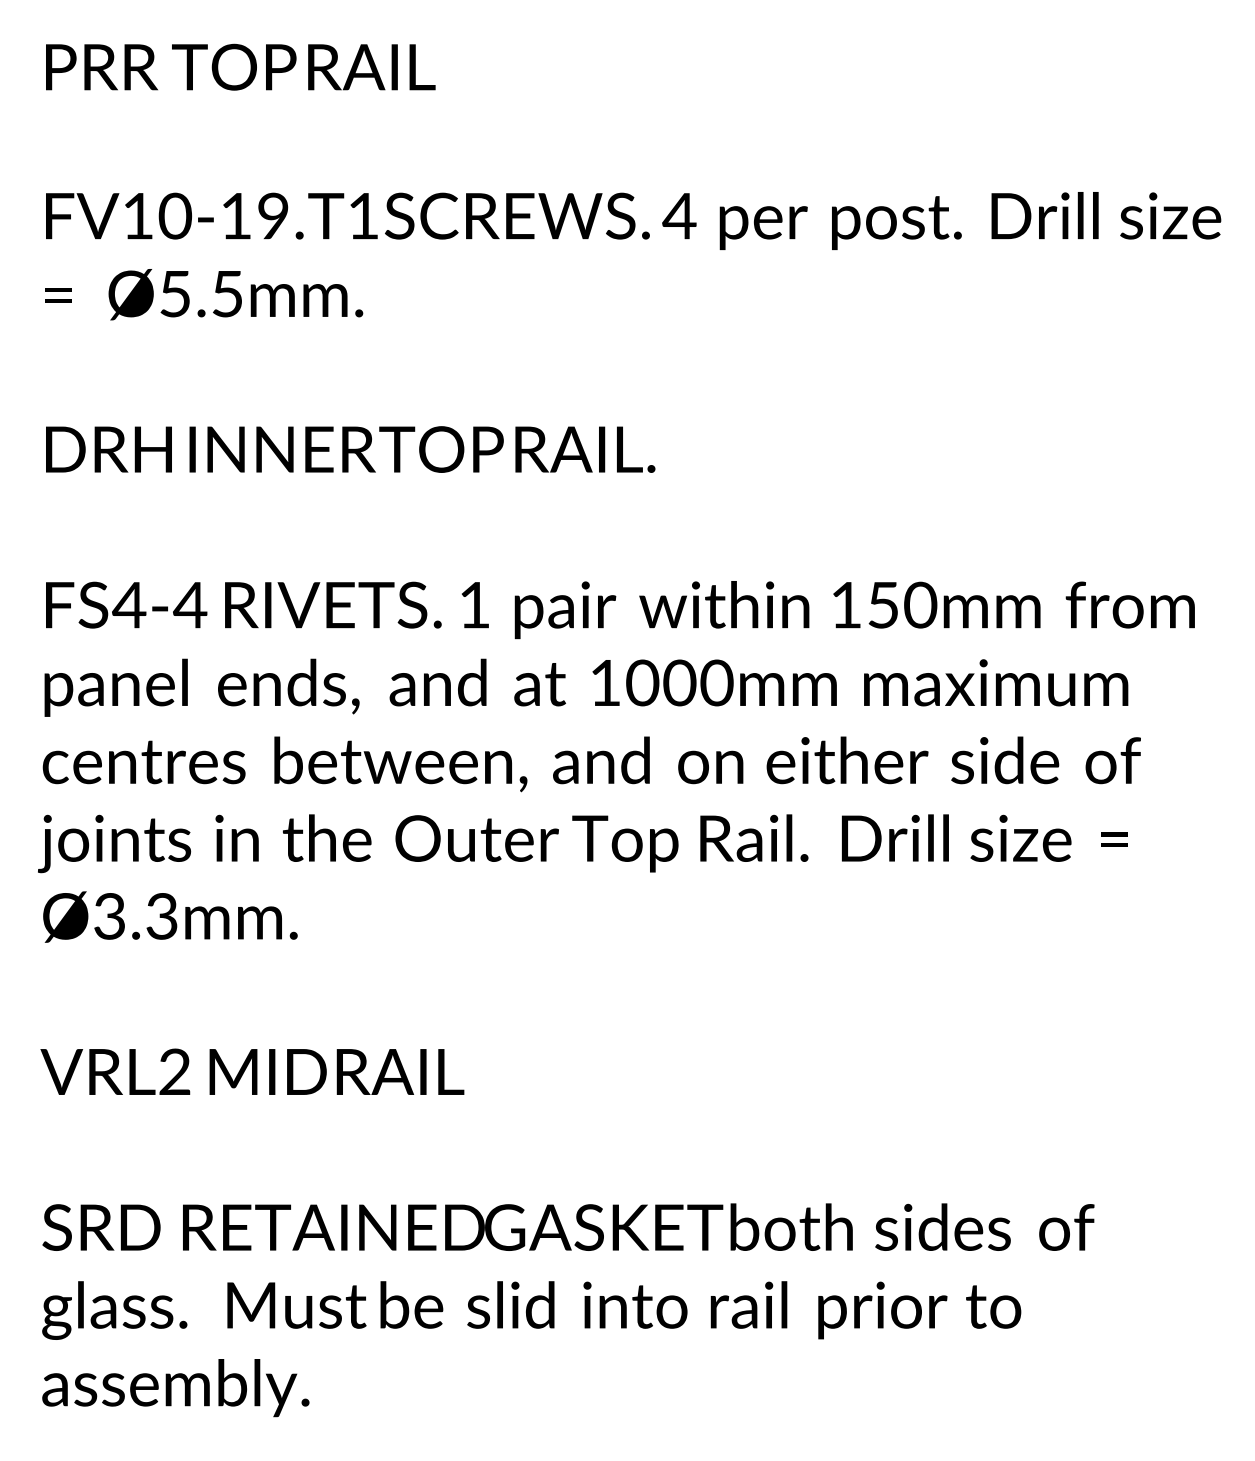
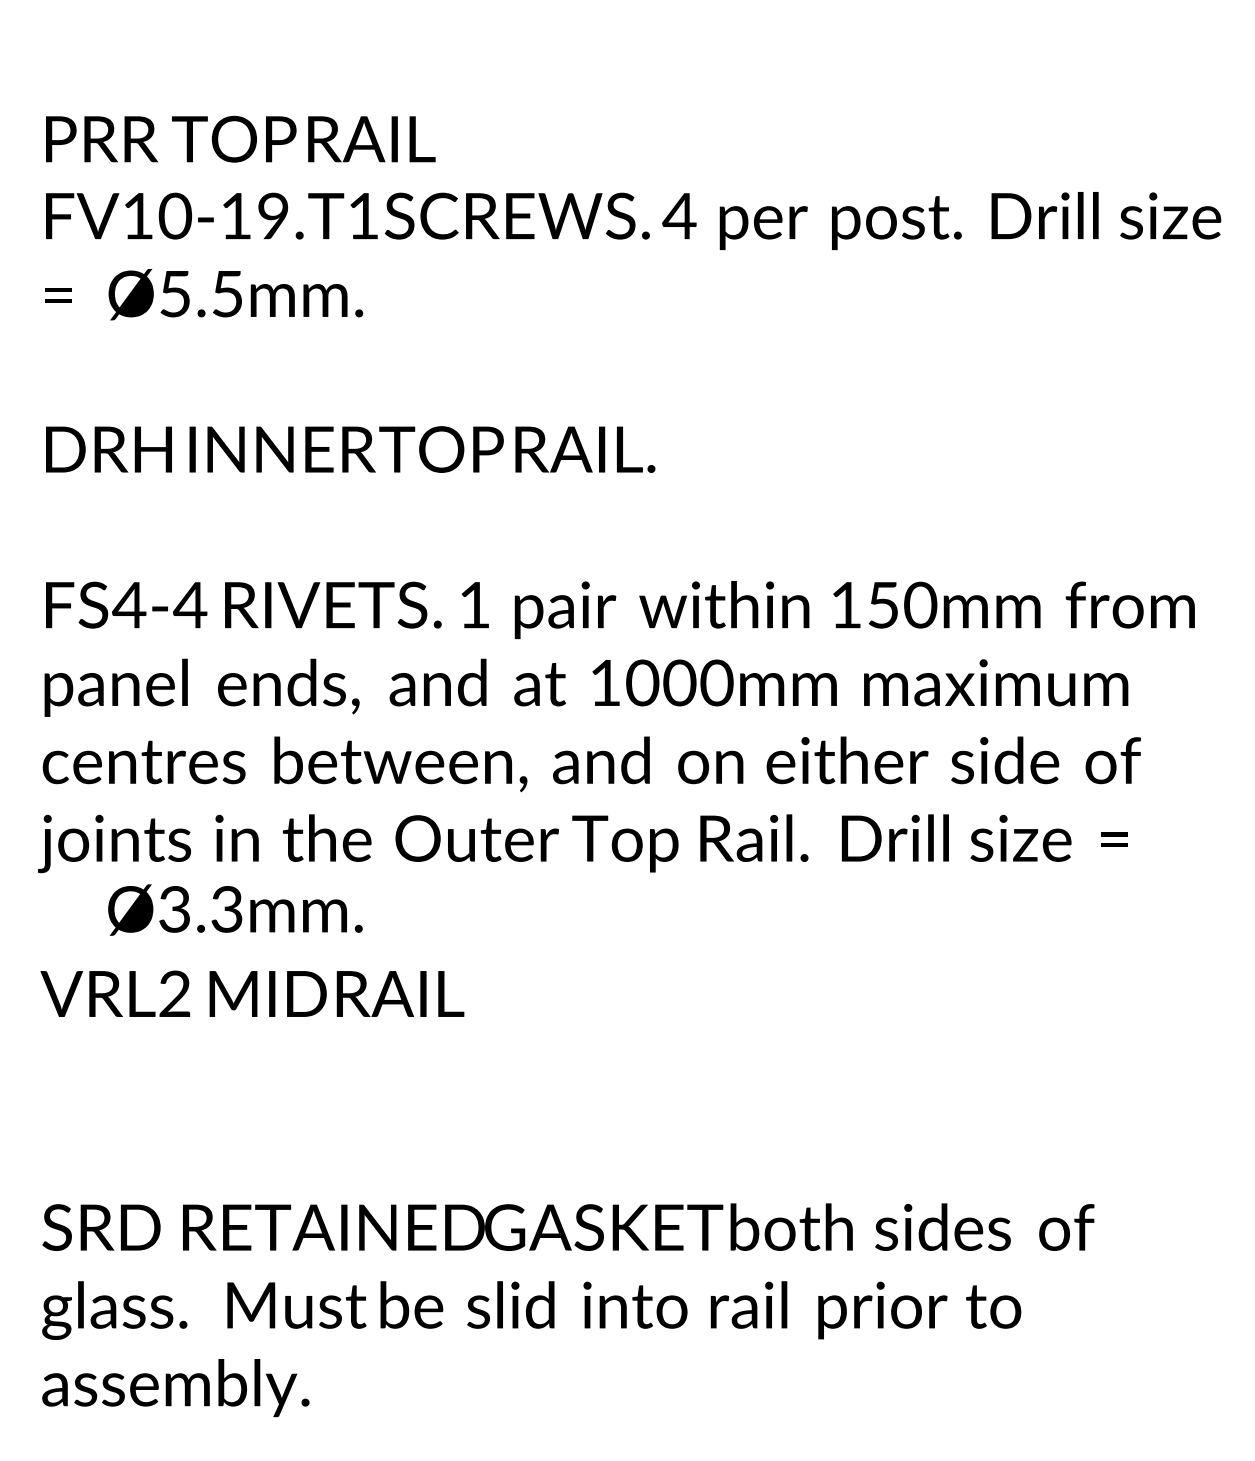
text position: (240, 66) -> (240, 138) (240, 138)
text position: (170, 916) -> (235, 909) (235, 909)
text position: (252, 1071) -> (252, 993) (252, 993)
